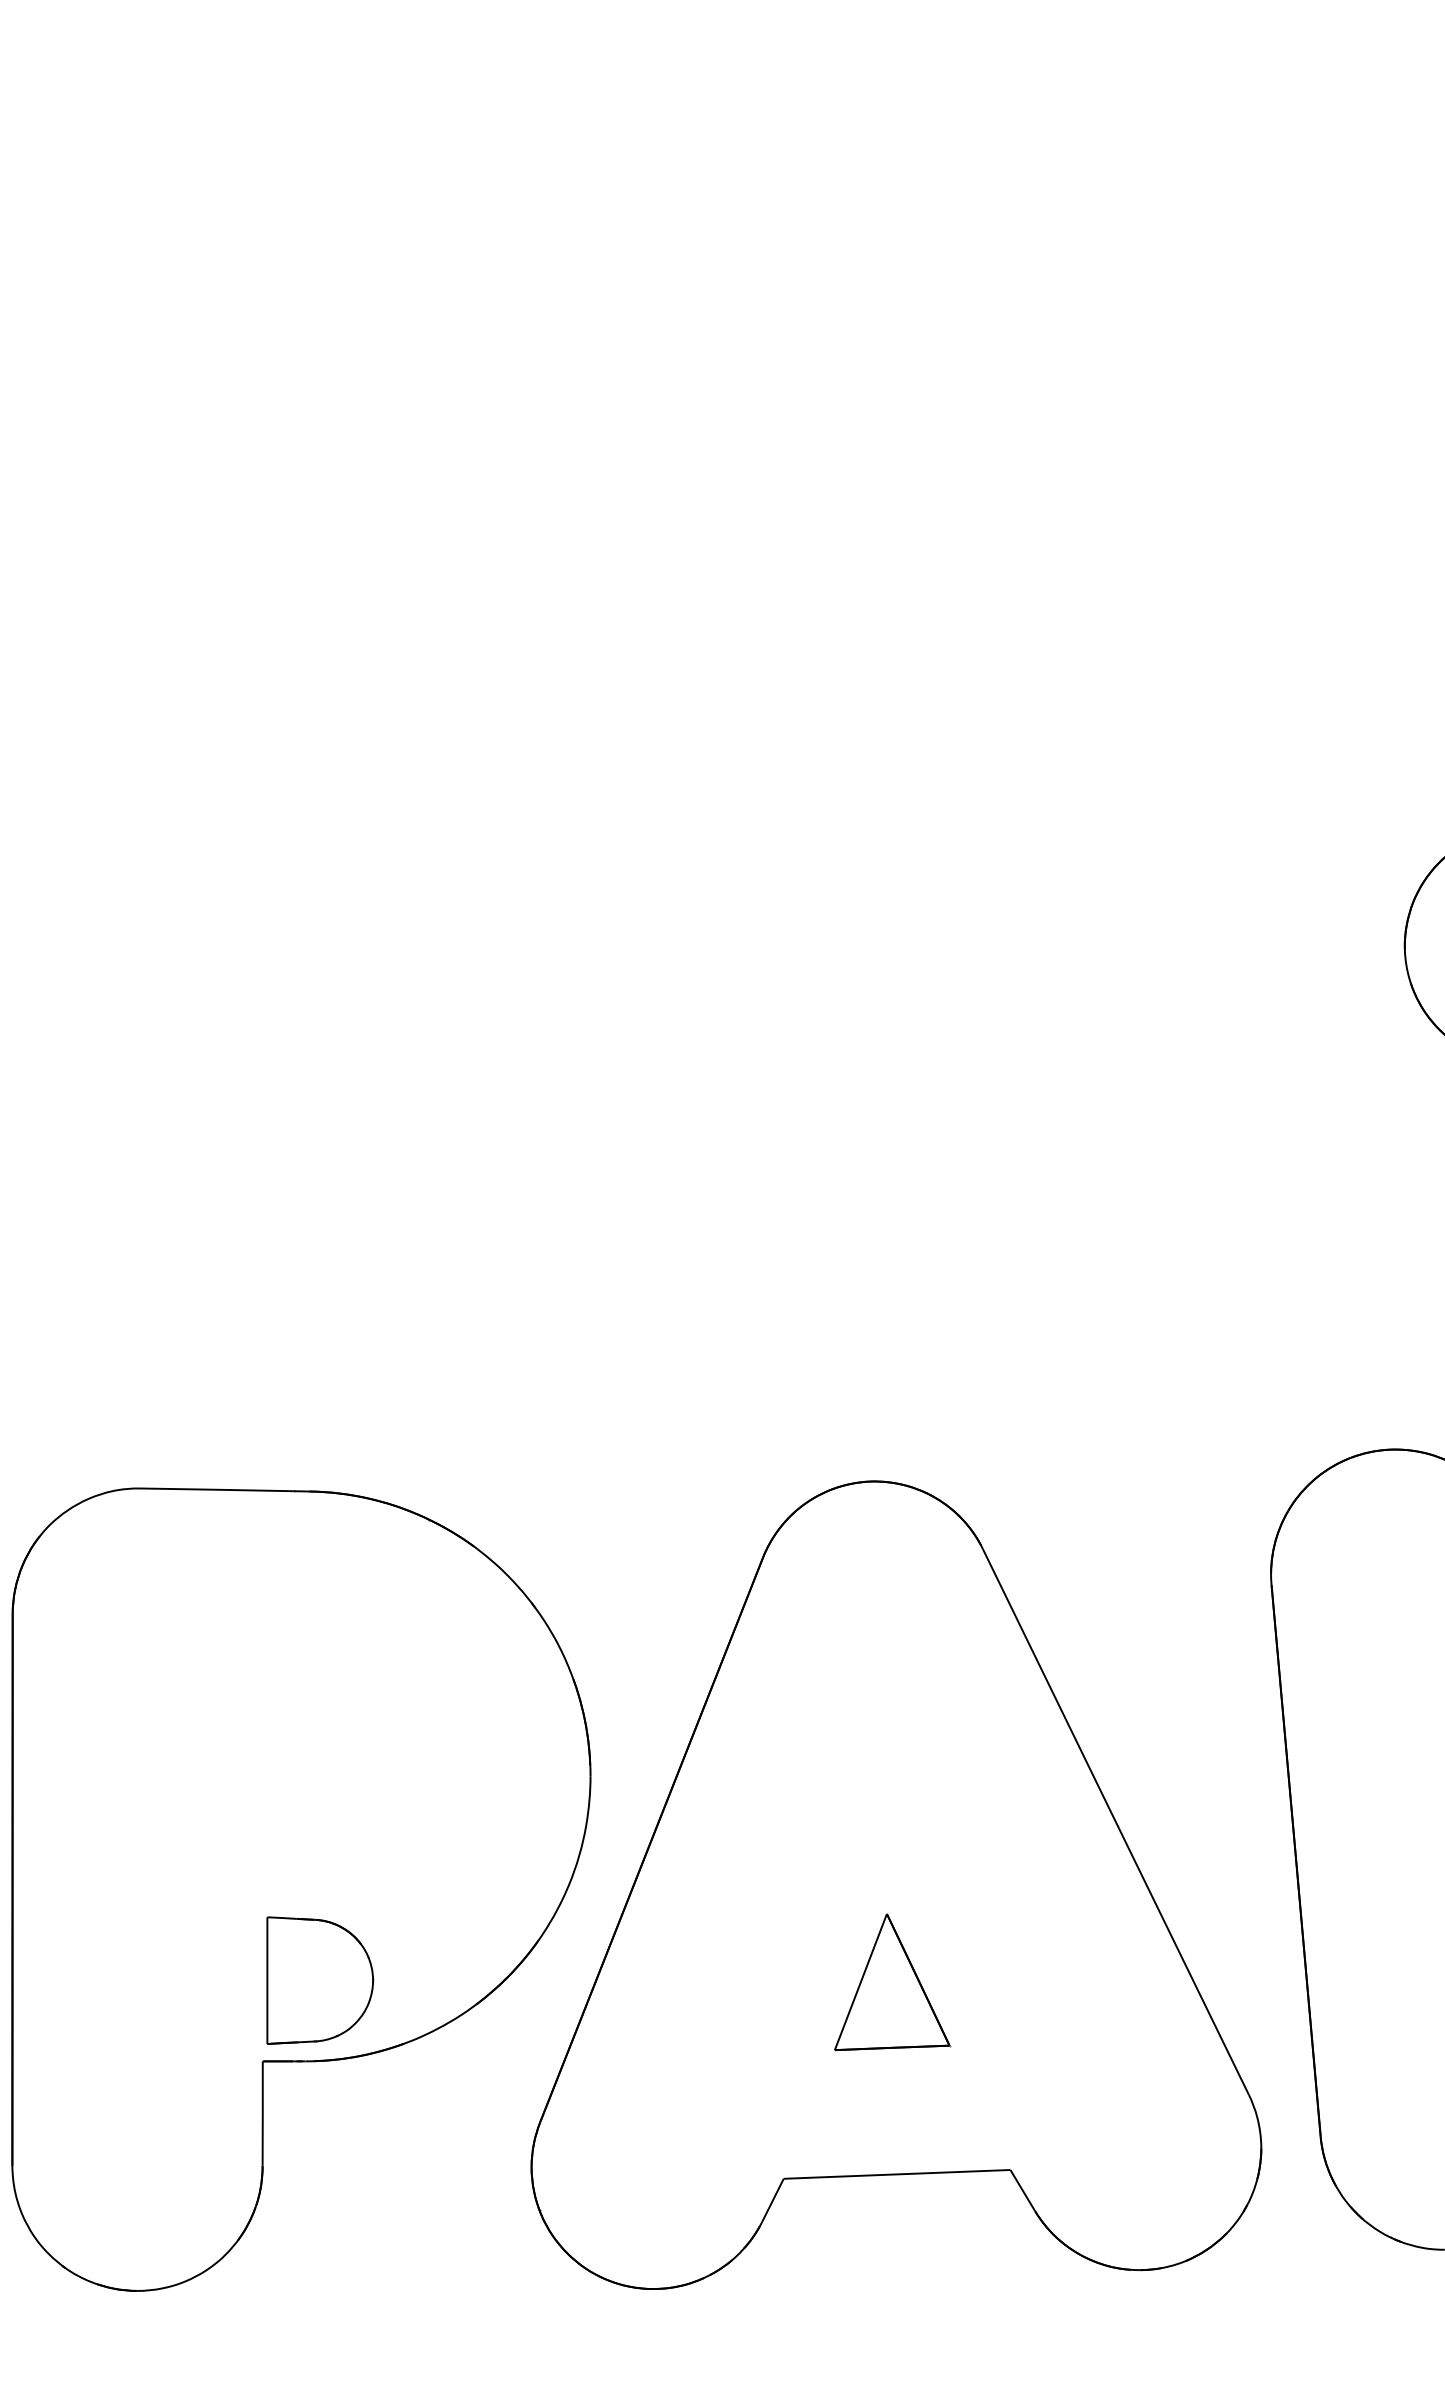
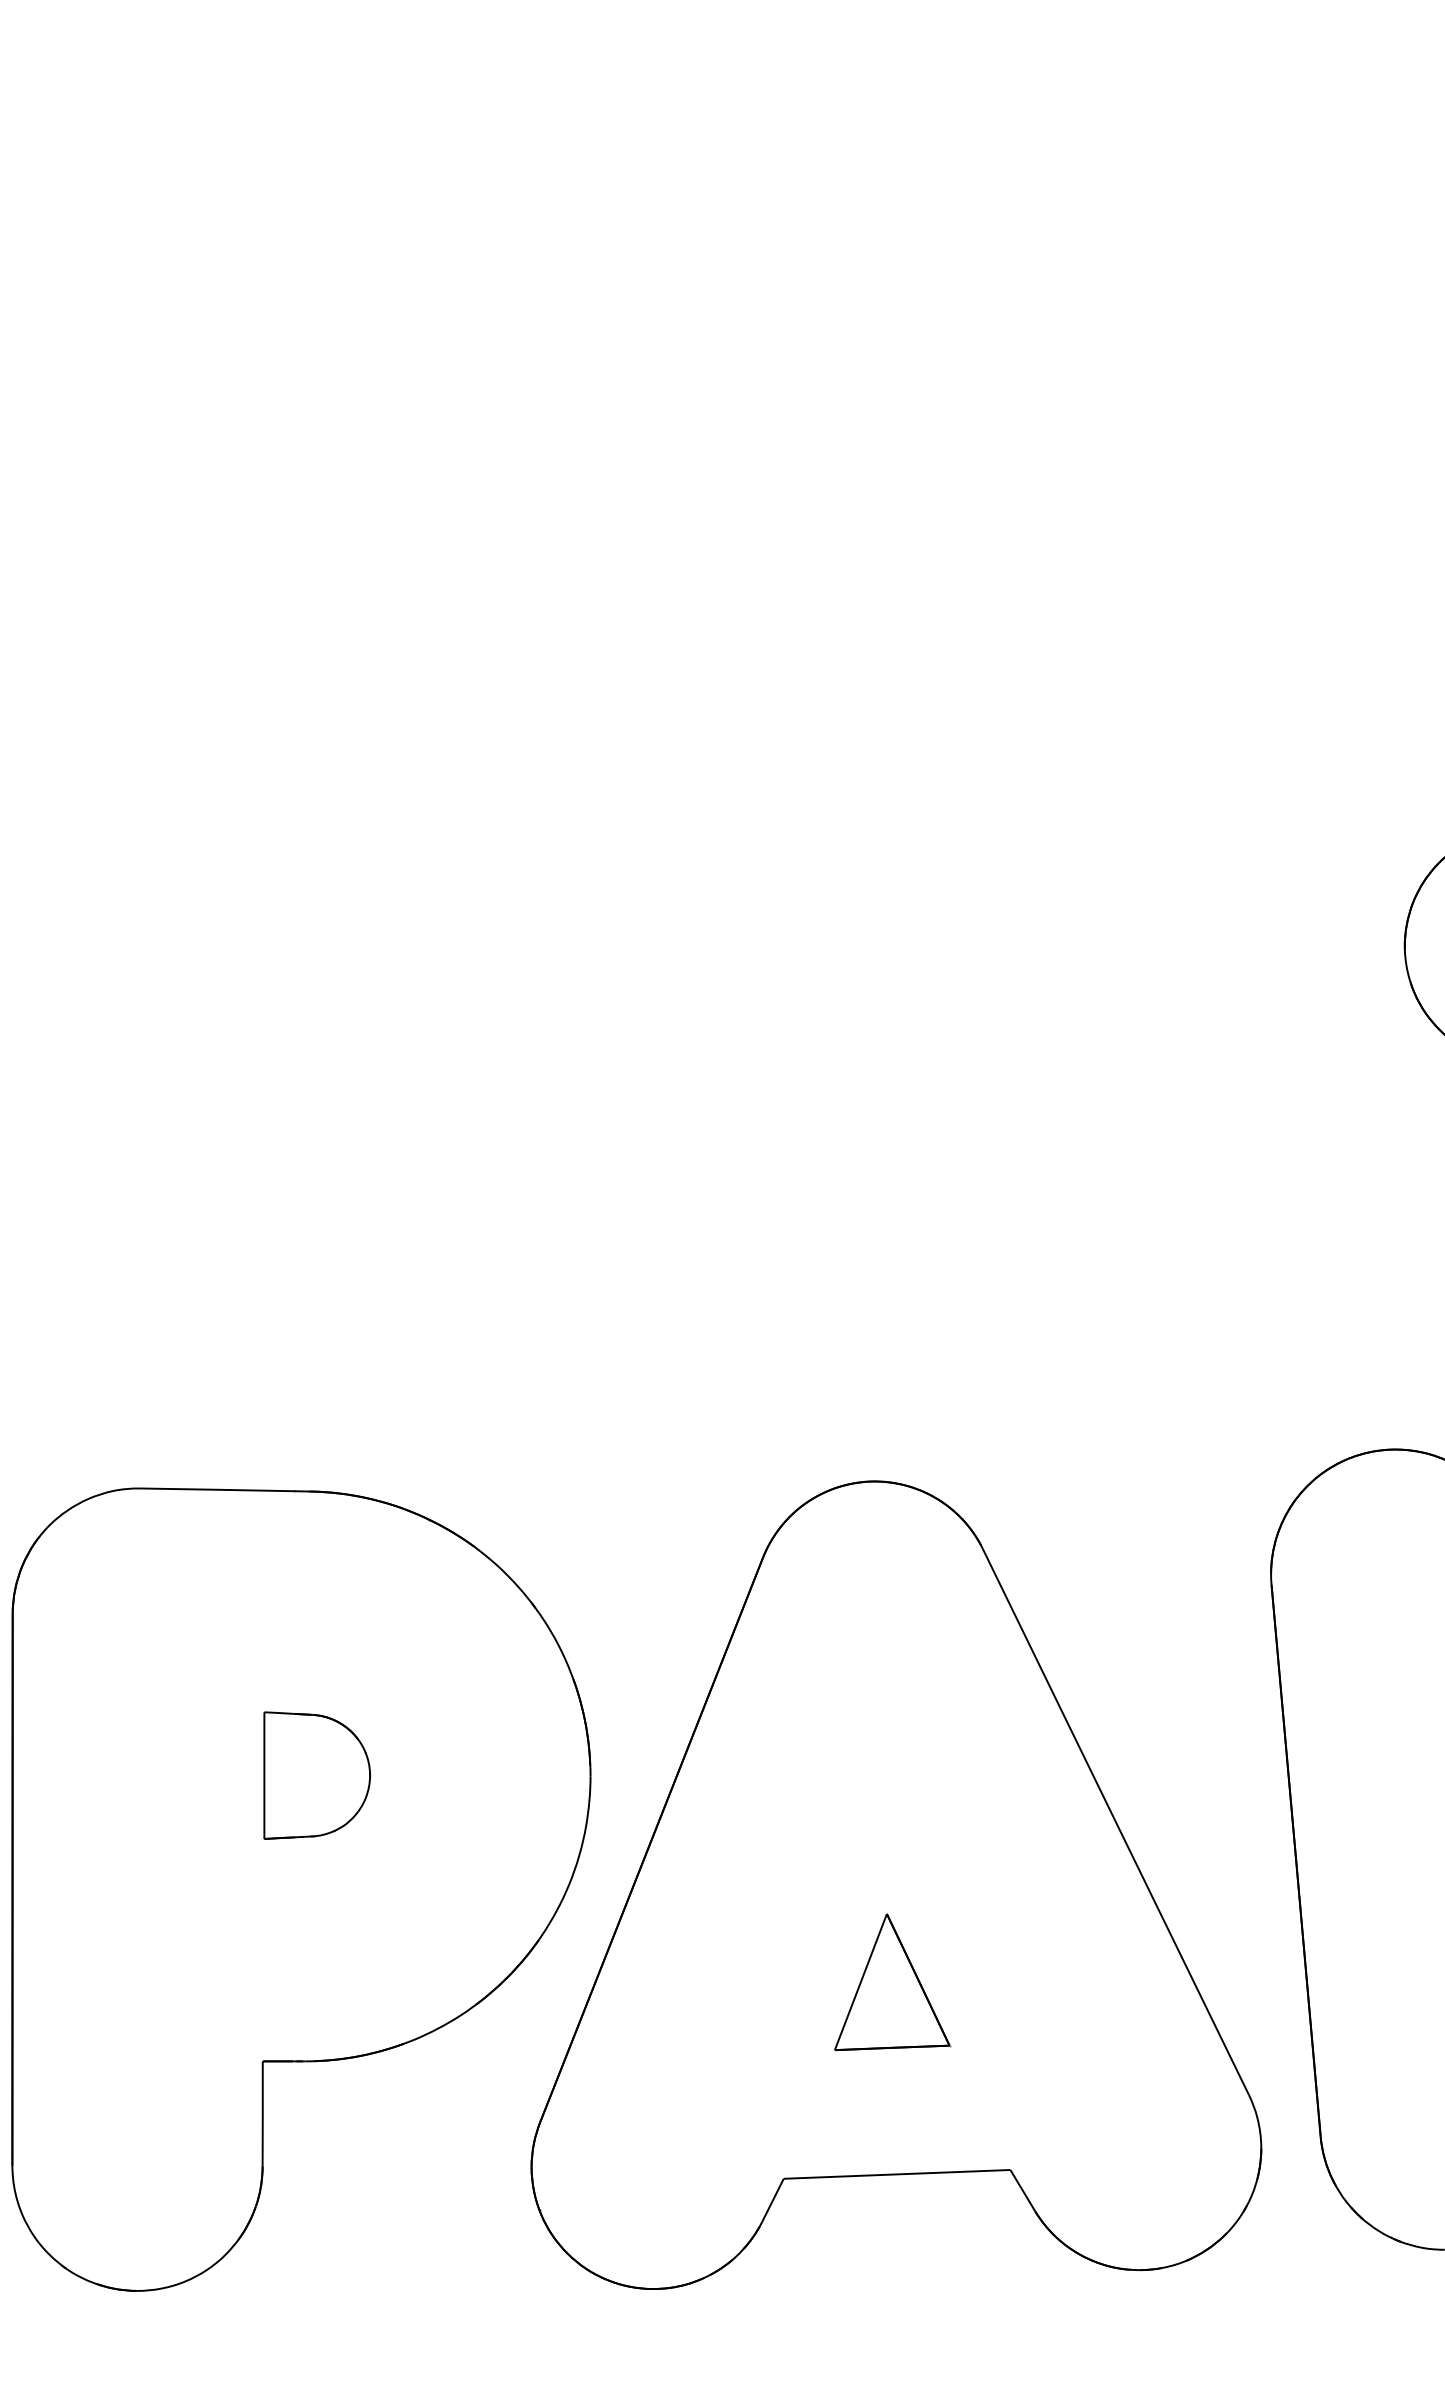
part position: (320, 1980) -> (317, 1775) (317, 1775)
